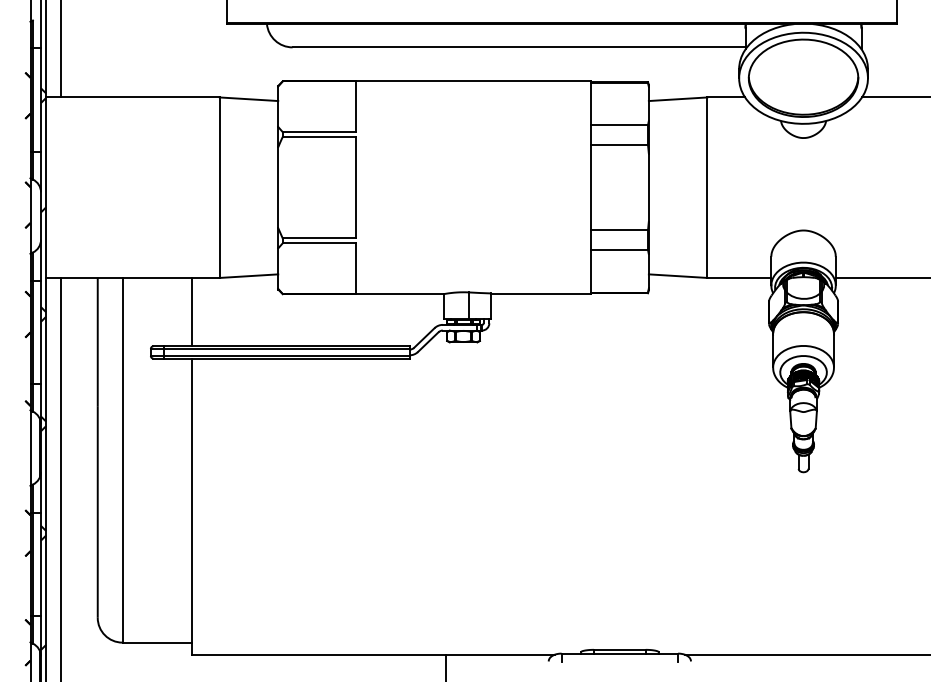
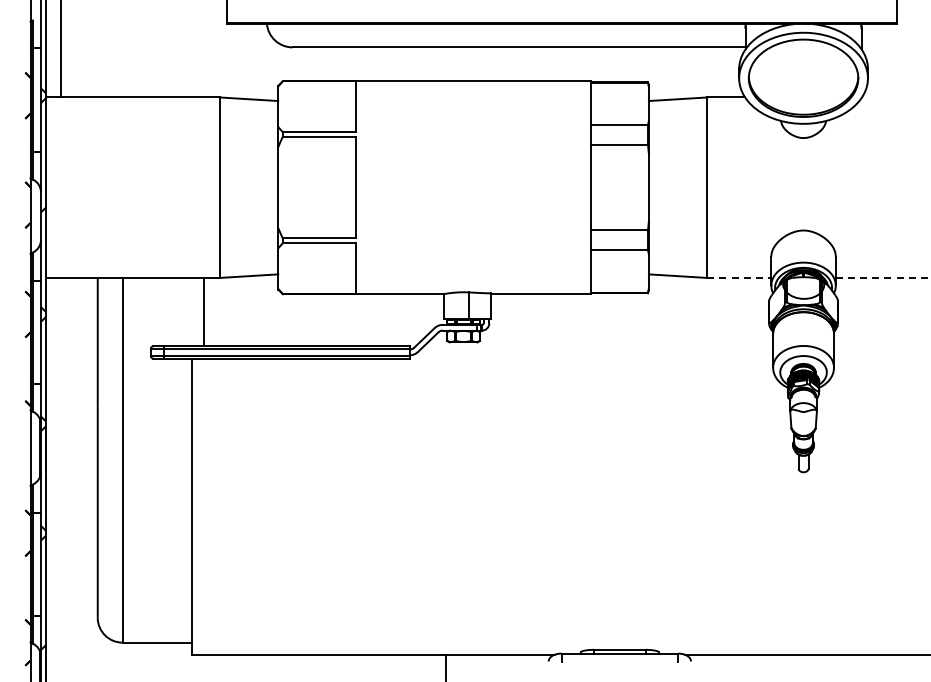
line: present -> none (894, 97)
line: solid -> dashed (739, 277)
line: solid -> dashed (883, 277)
line position: (191, 311) -> (203, 311) (203, 311)
line: present -> none (60, 477)
